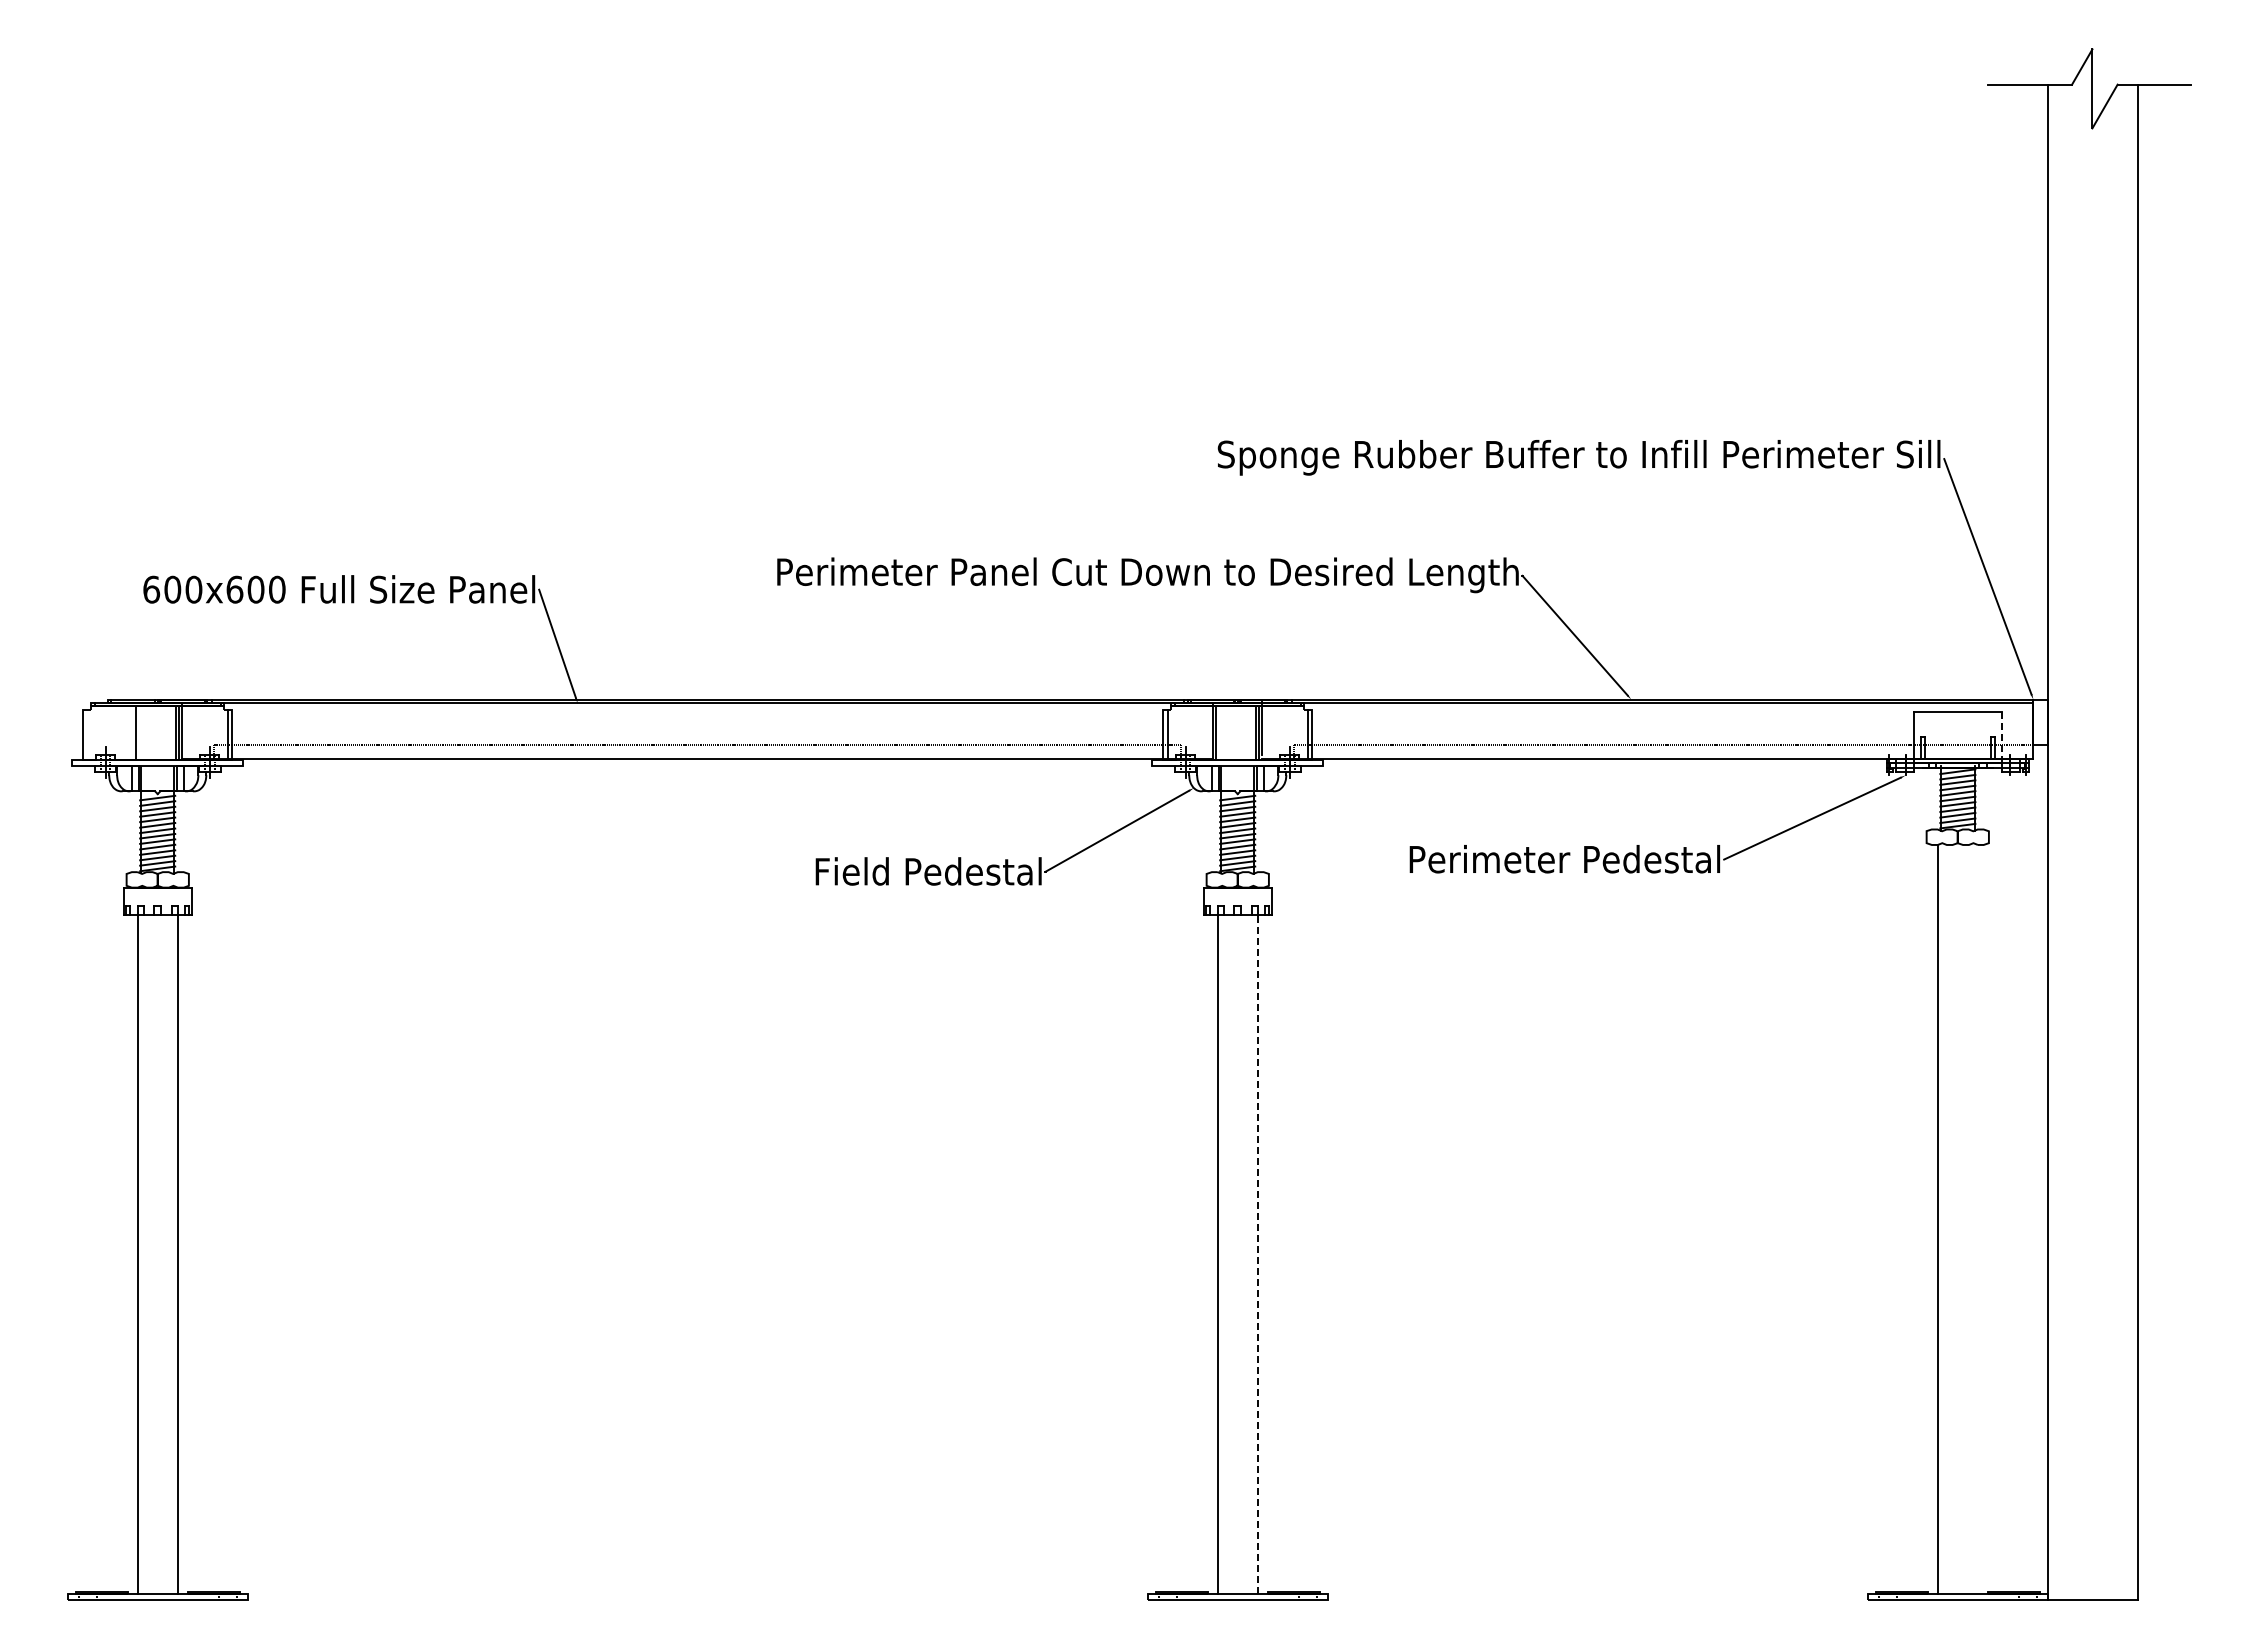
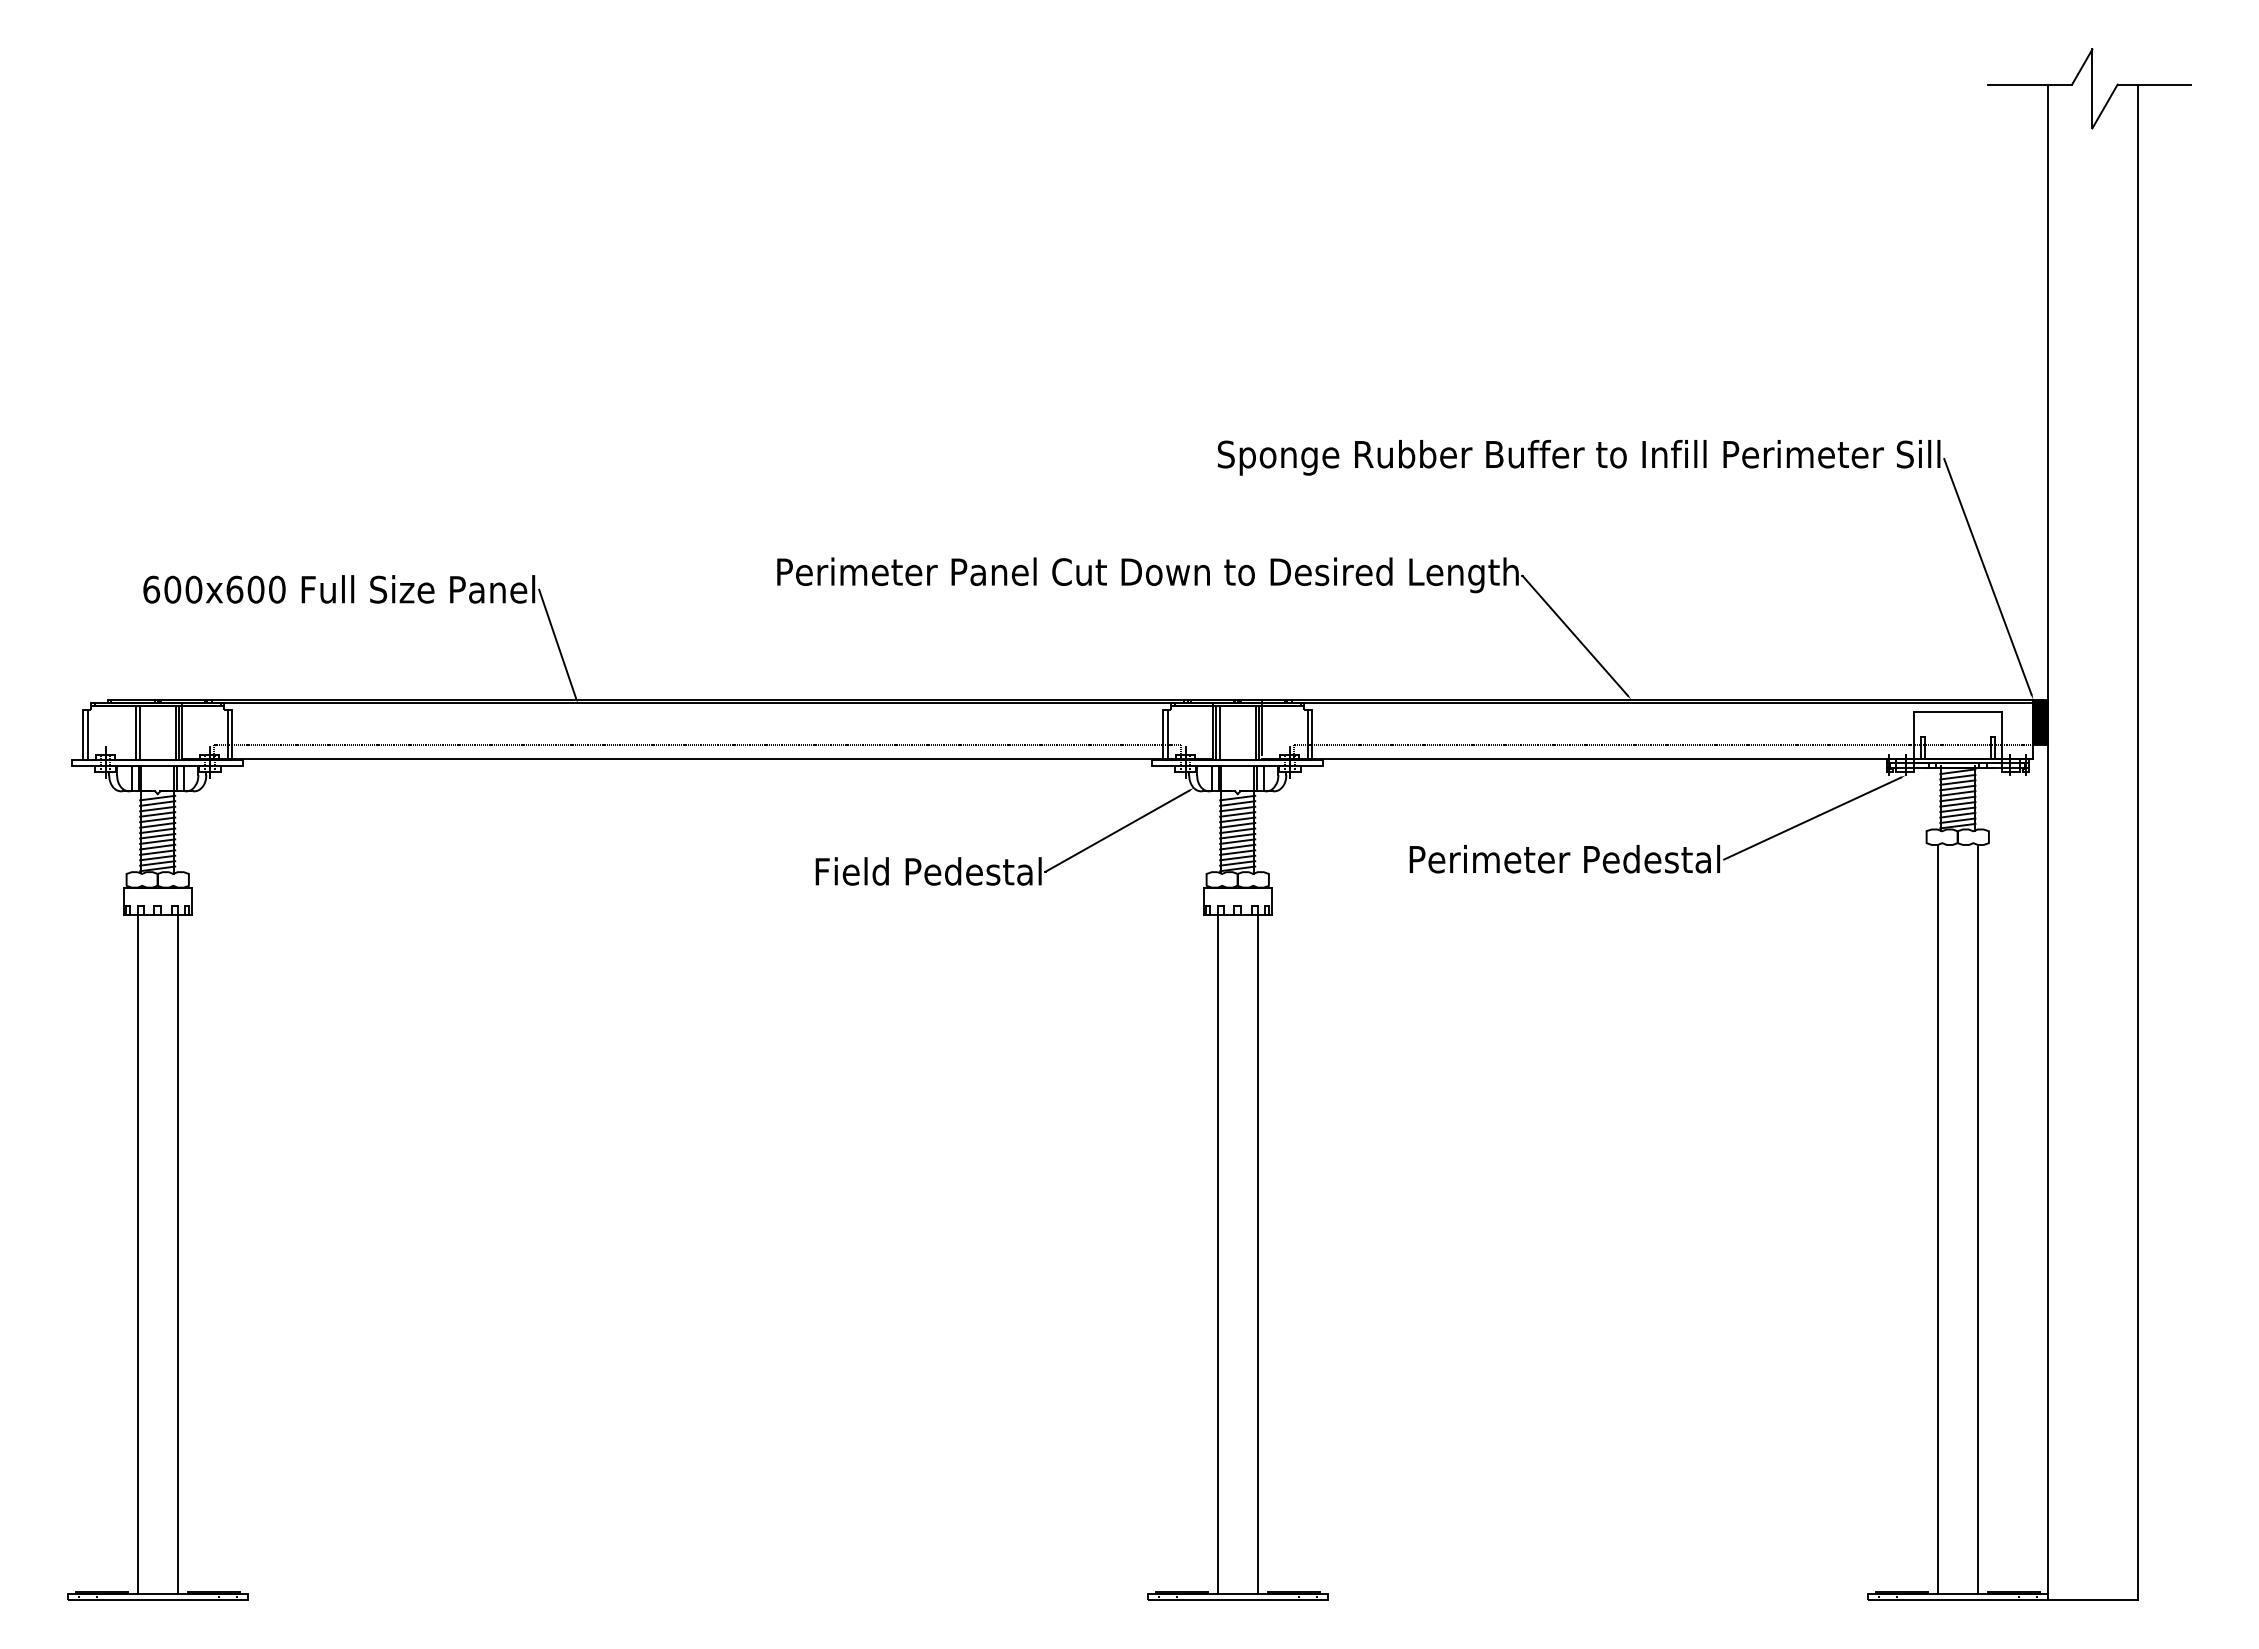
fill: none -> present (2040, 721)
line: none -> present (139, 733)
line: none -> present (1219, 733)
line: none -> present (87, 734)
line: dashed -> solid (2002, 736)
line: none -> present (1977, 1219)
line: dashed -> solid (1257, 1254)
